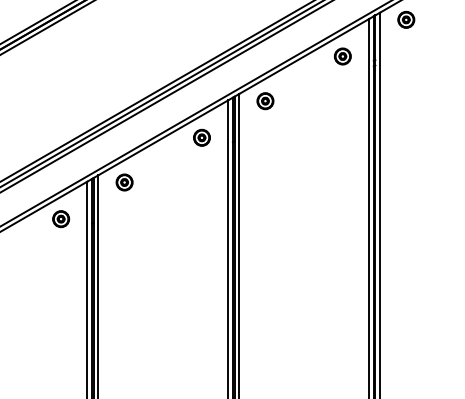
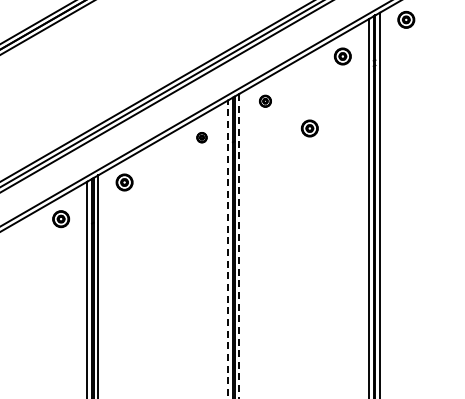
part size: 19x19 px -> 13x14 px (265, 100)
part: none -> present (309, 128)
part size: 18x19 px -> 12x12 px (201, 137)
line: solid -> dashed (239, 246)
line: solid -> dashed (228, 249)
